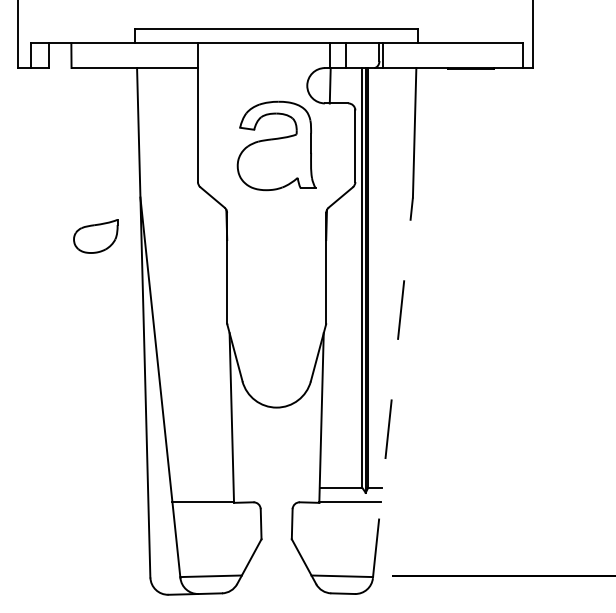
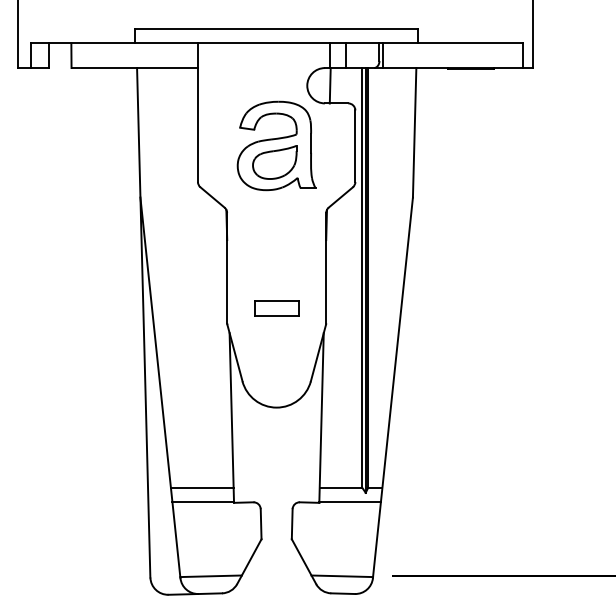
part position: (95, 236) -> (274, 162) (274, 162)
part: none -> present (276, 308)
line: dashed -> solid (392, 387)
line: none -> present (201, 487)
